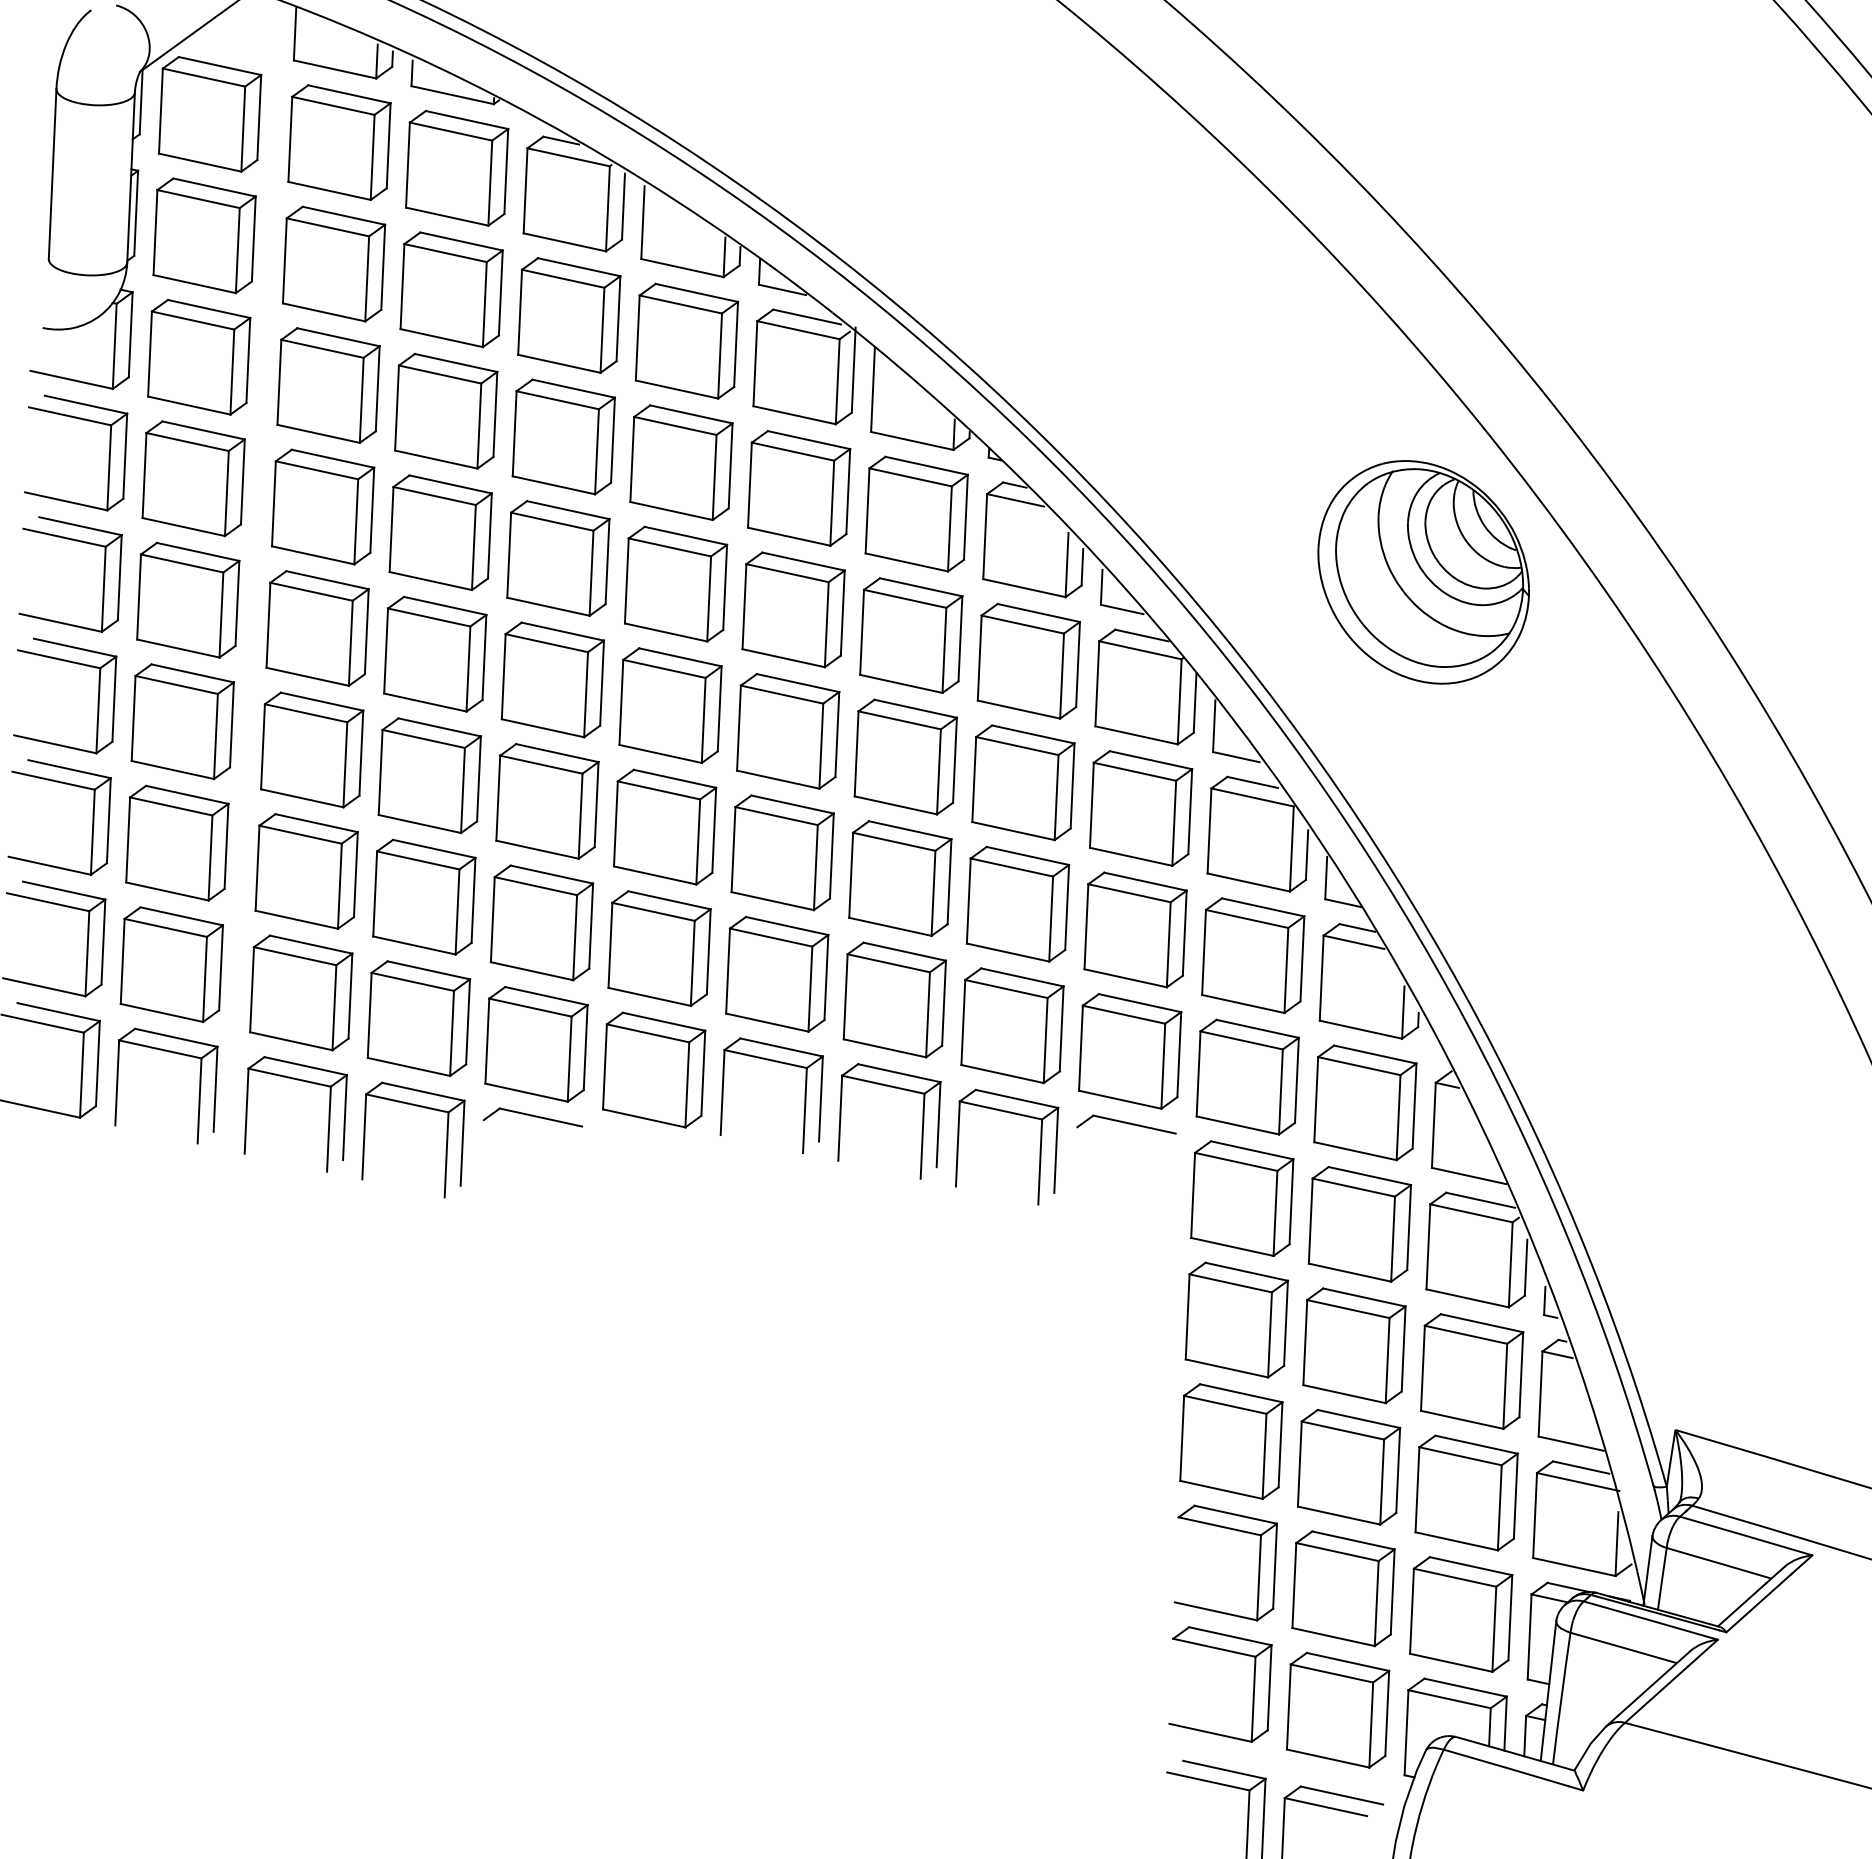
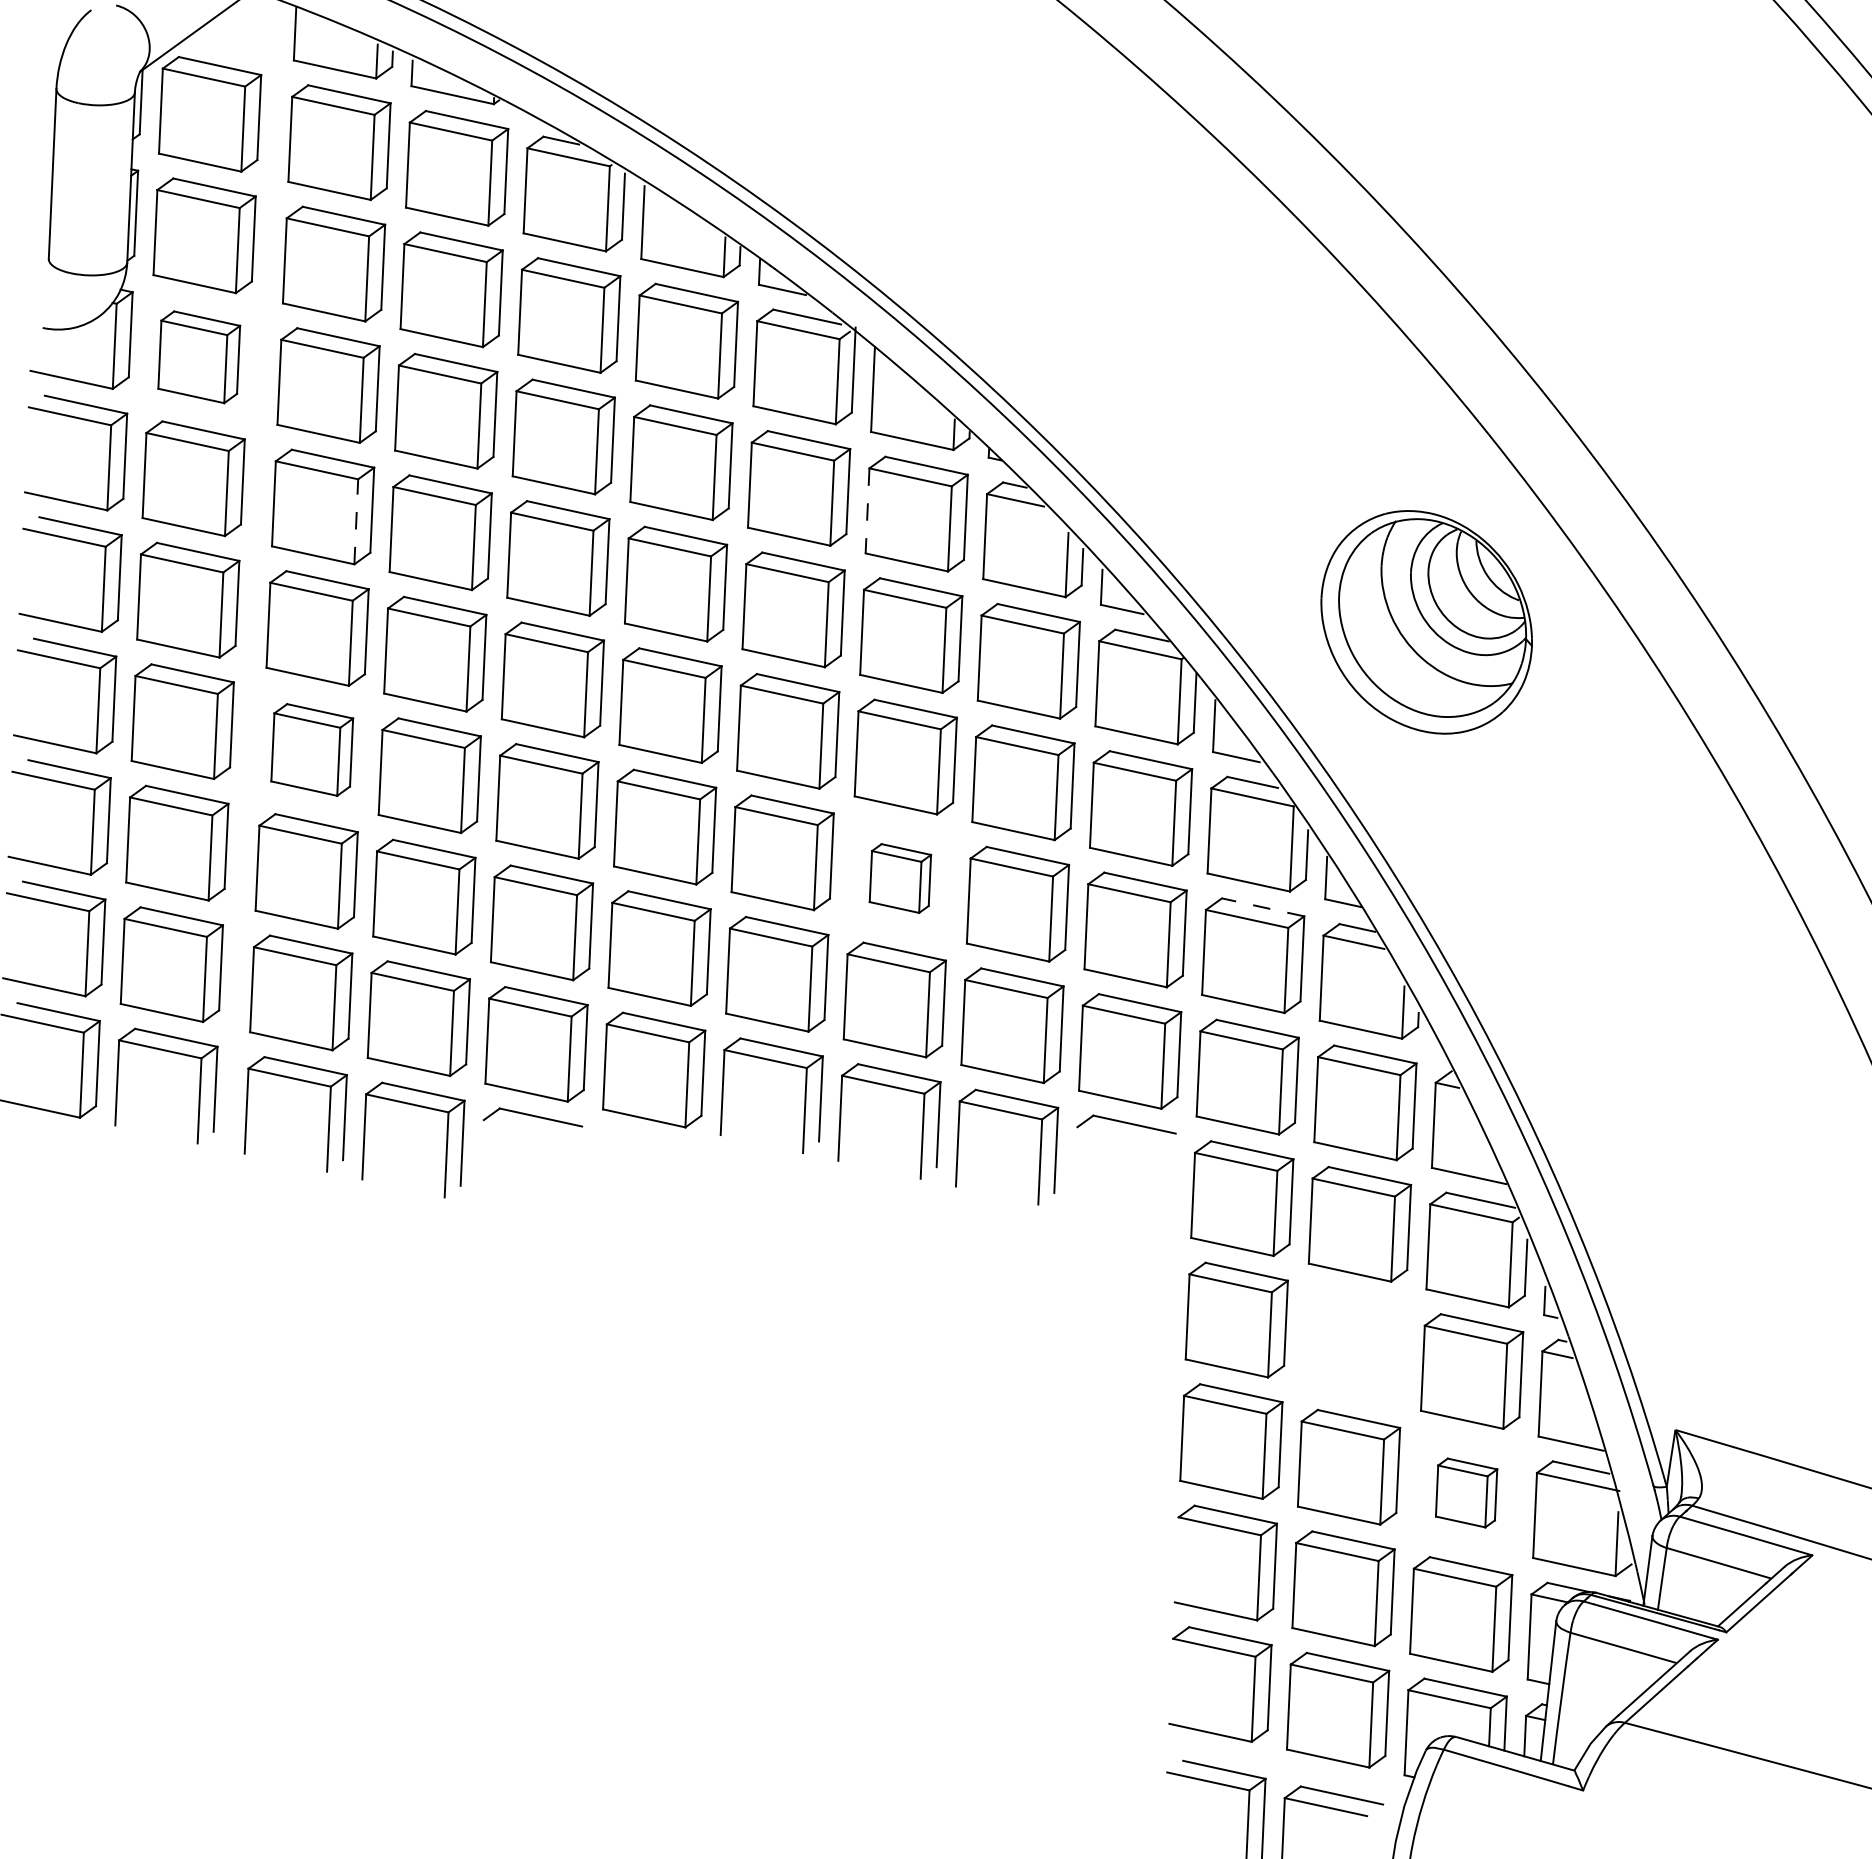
part size: 105x117 px -> 85x95 px (199, 357)
line: solid -> dashed (867, 510)
line: solid -> dashed (356, 521)
part position: (1423, 572) -> (1426, 622) (1426, 622)
part size: 105x118 px -> 85x94 px (312, 749)
part size: 105x117 px -> 65x71 px (900, 878)
line: solid -> dashed (1262, 907)
part: present -> none (1354, 1345)
part size: 105x118 px -> 64x72 px (1466, 1492)
